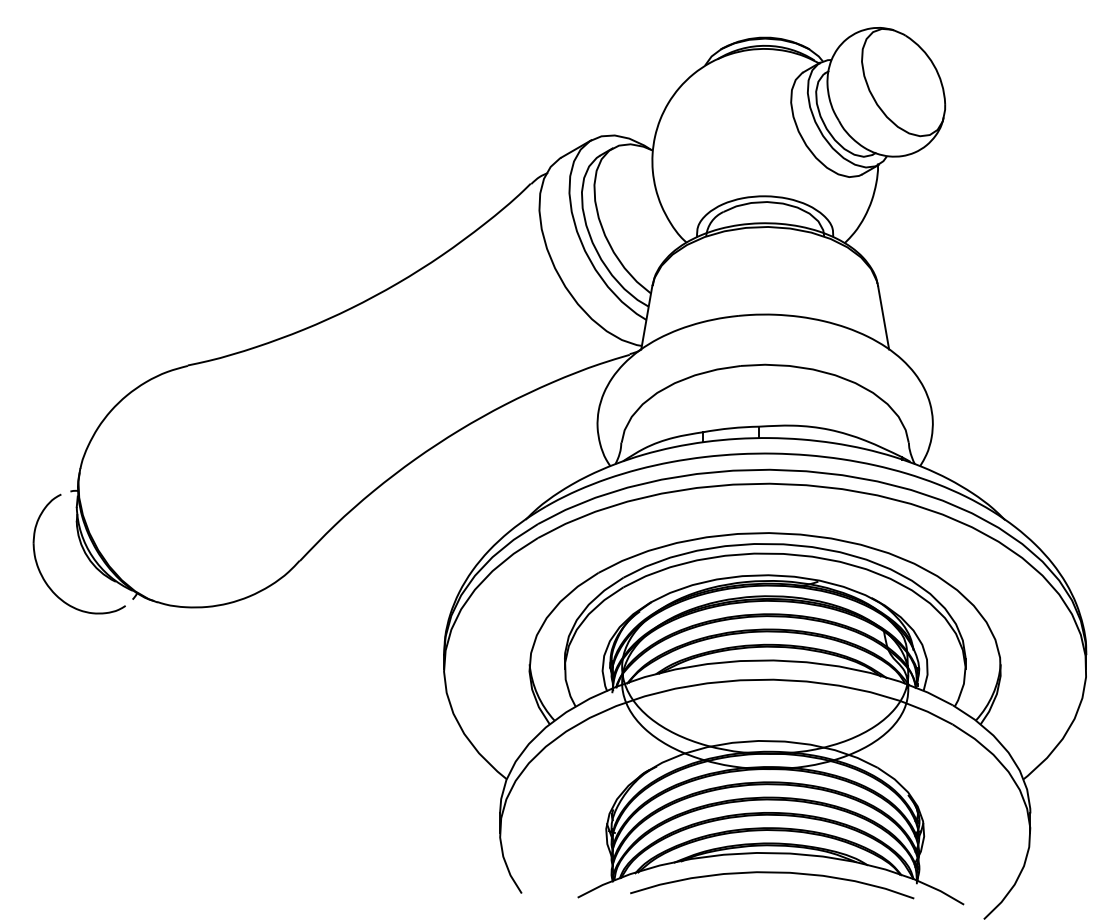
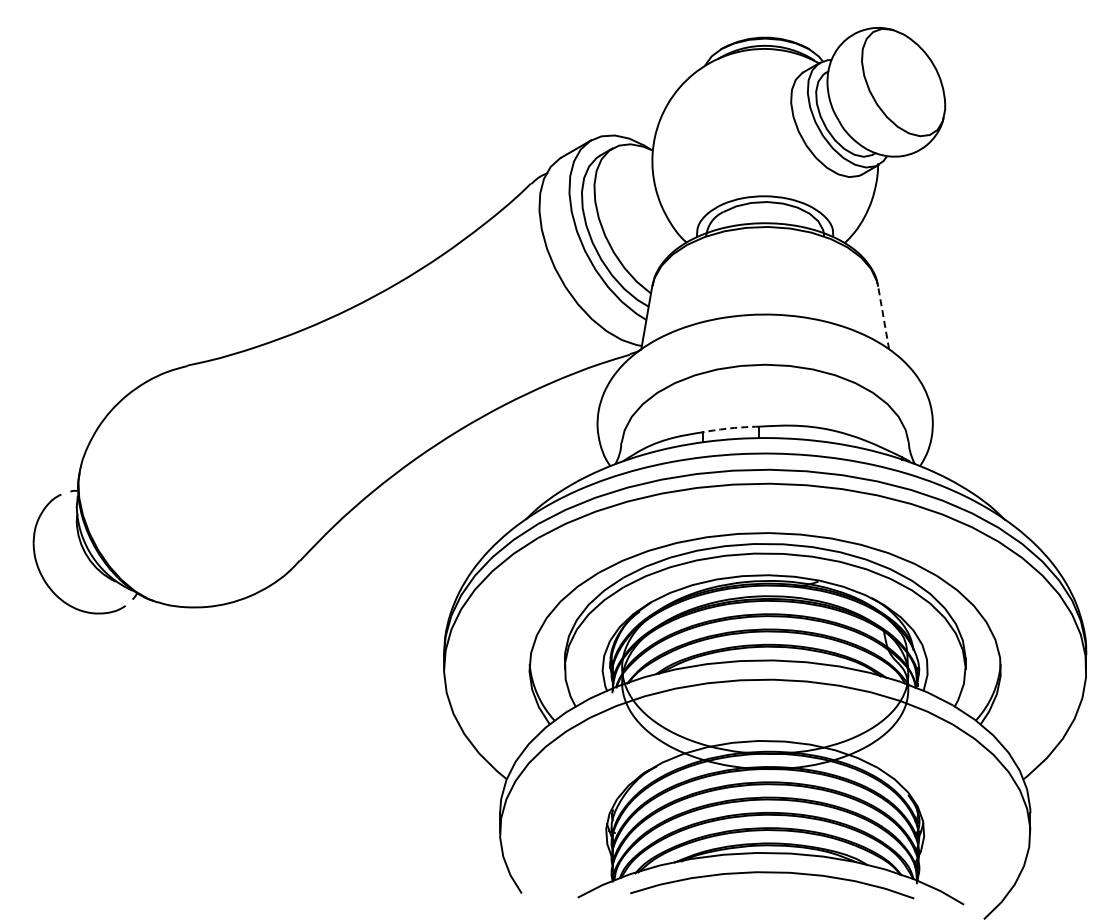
line: solid -> dashed (883, 317)
arc: solid -> dashed (730, 428)
